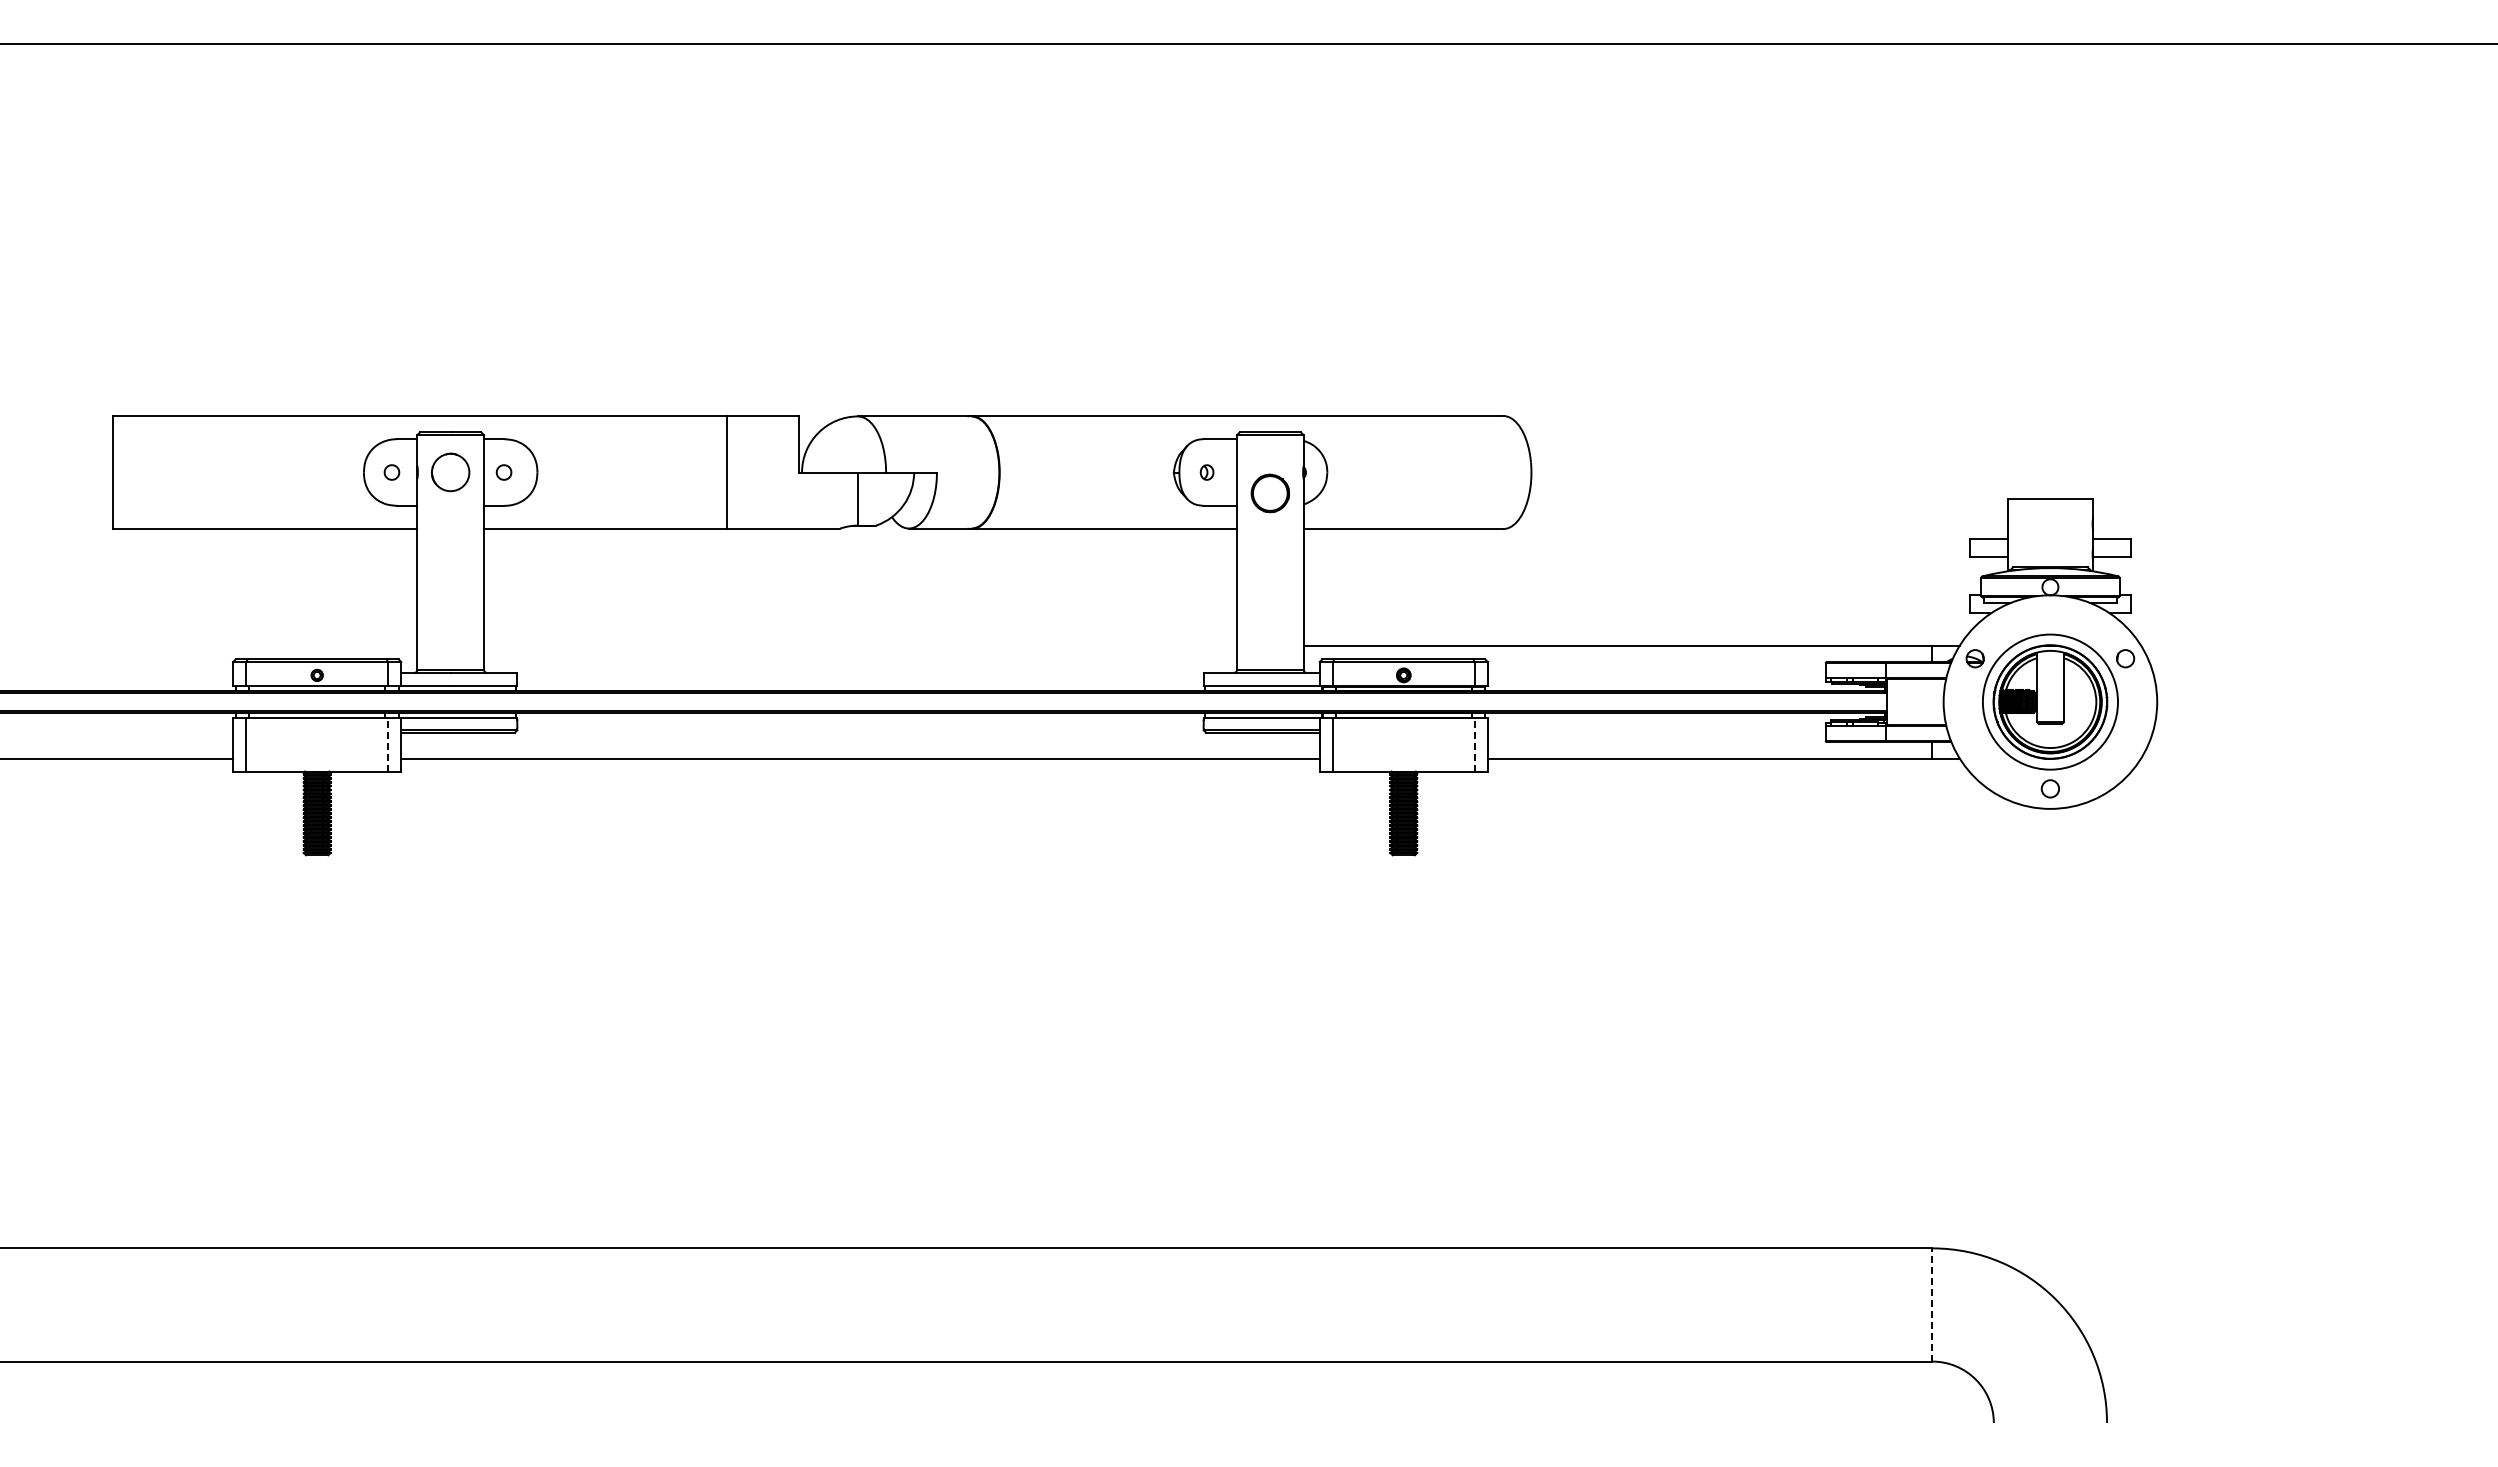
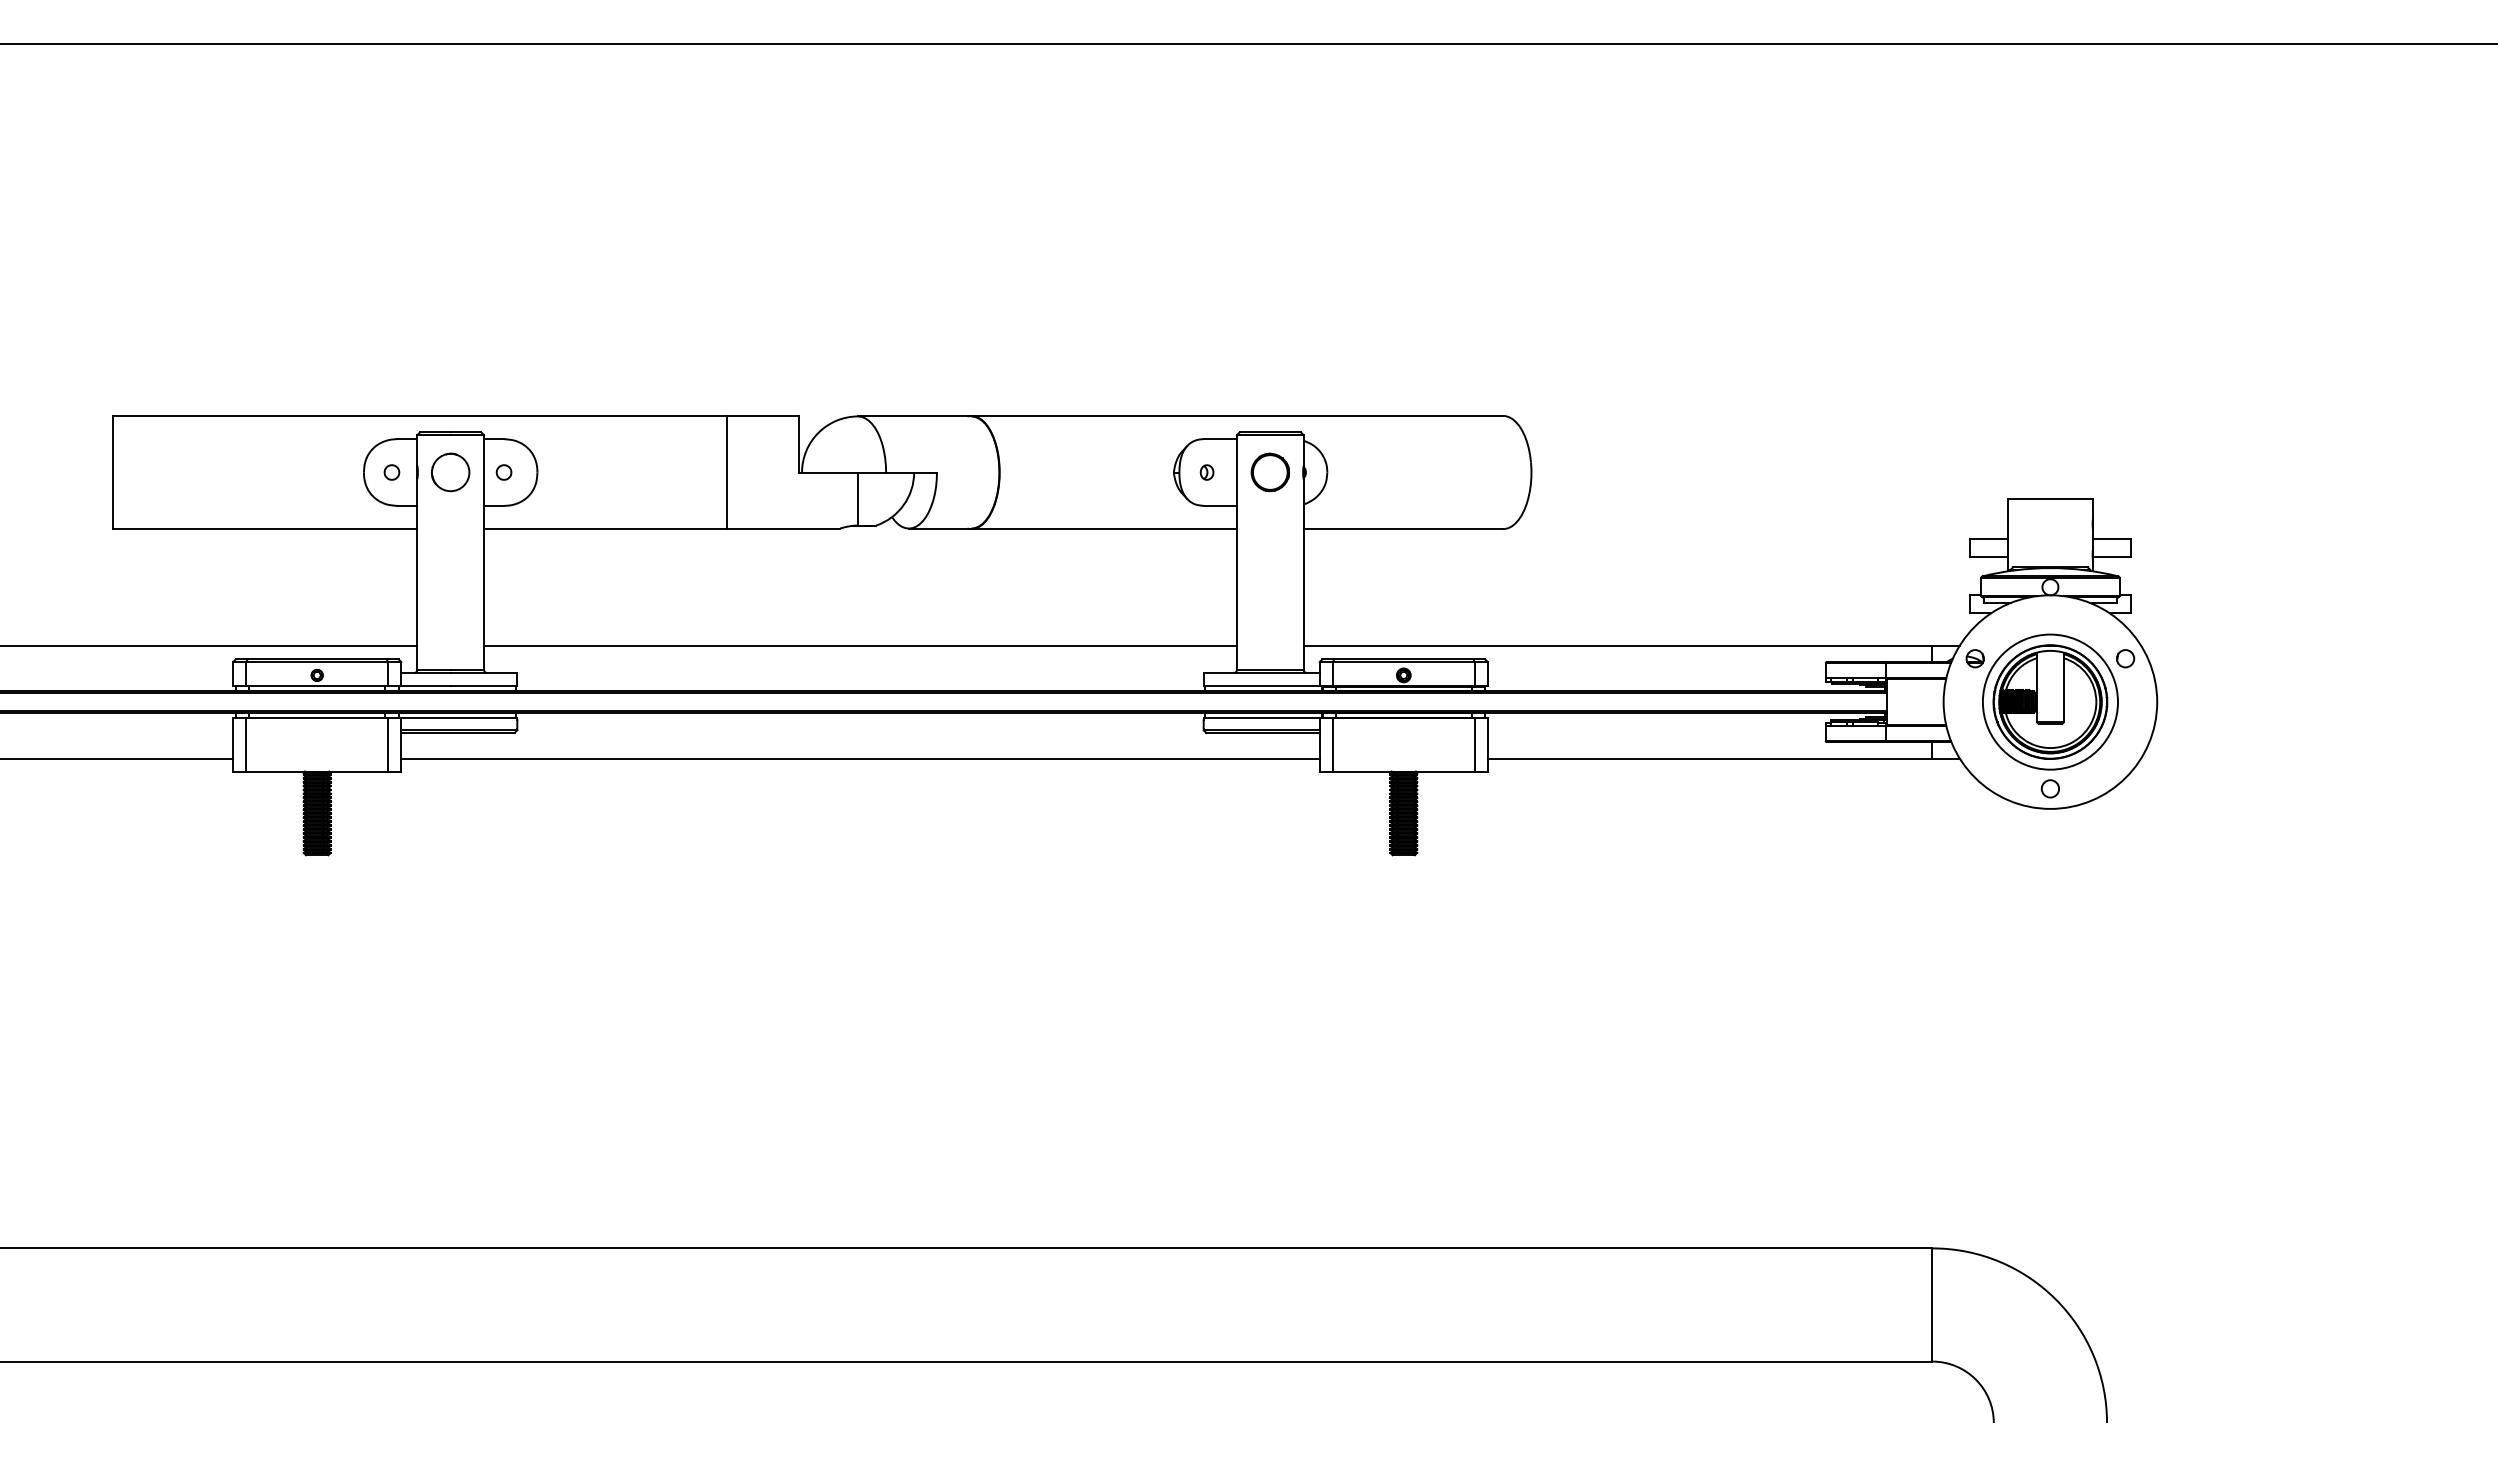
part position: (1269, 493) -> (1269, 472) (1269, 472)
line: none -> present (209, 645)
line: none -> present (860, 645)
line: dashed -> solid (387, 744)
line: dashed -> solid (1474, 744)
line: dashed -> solid (1932, 1304)
